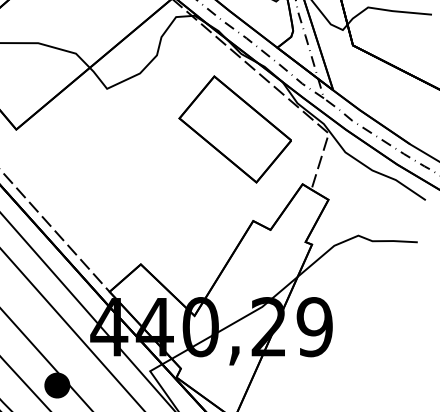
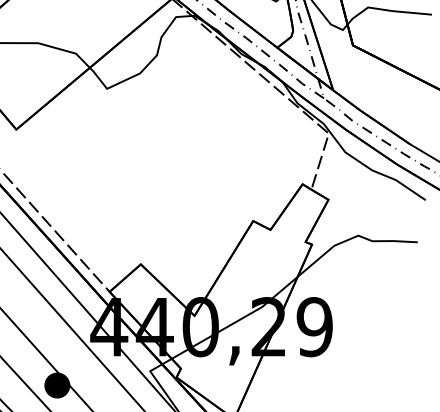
part: present -> none (234, 129)
